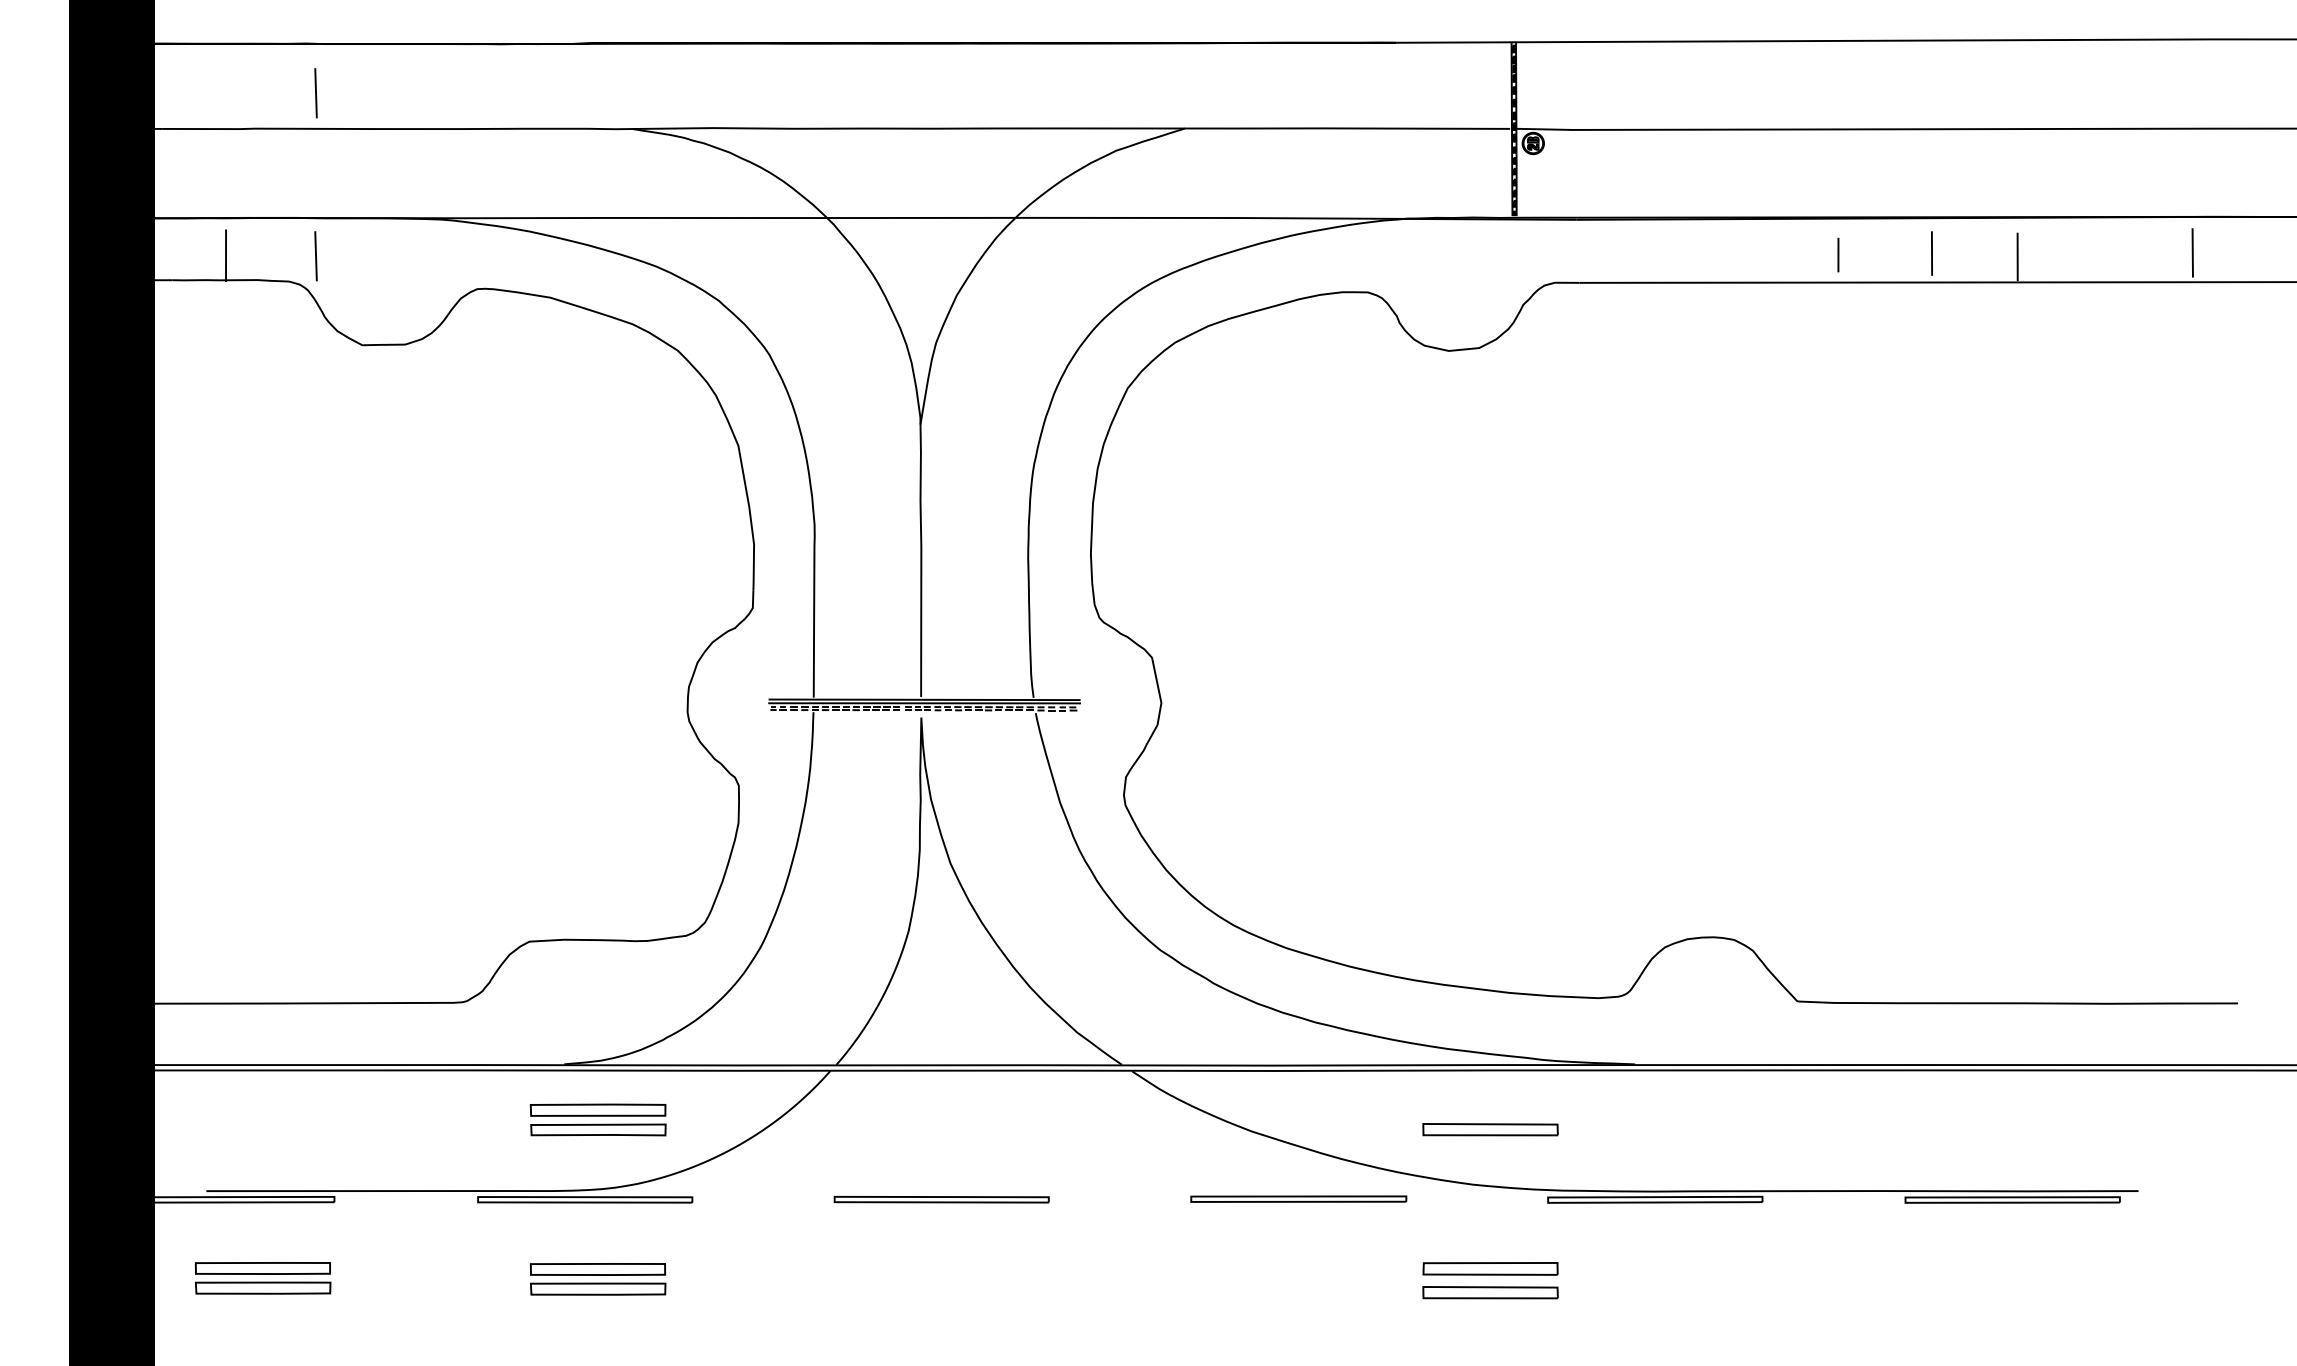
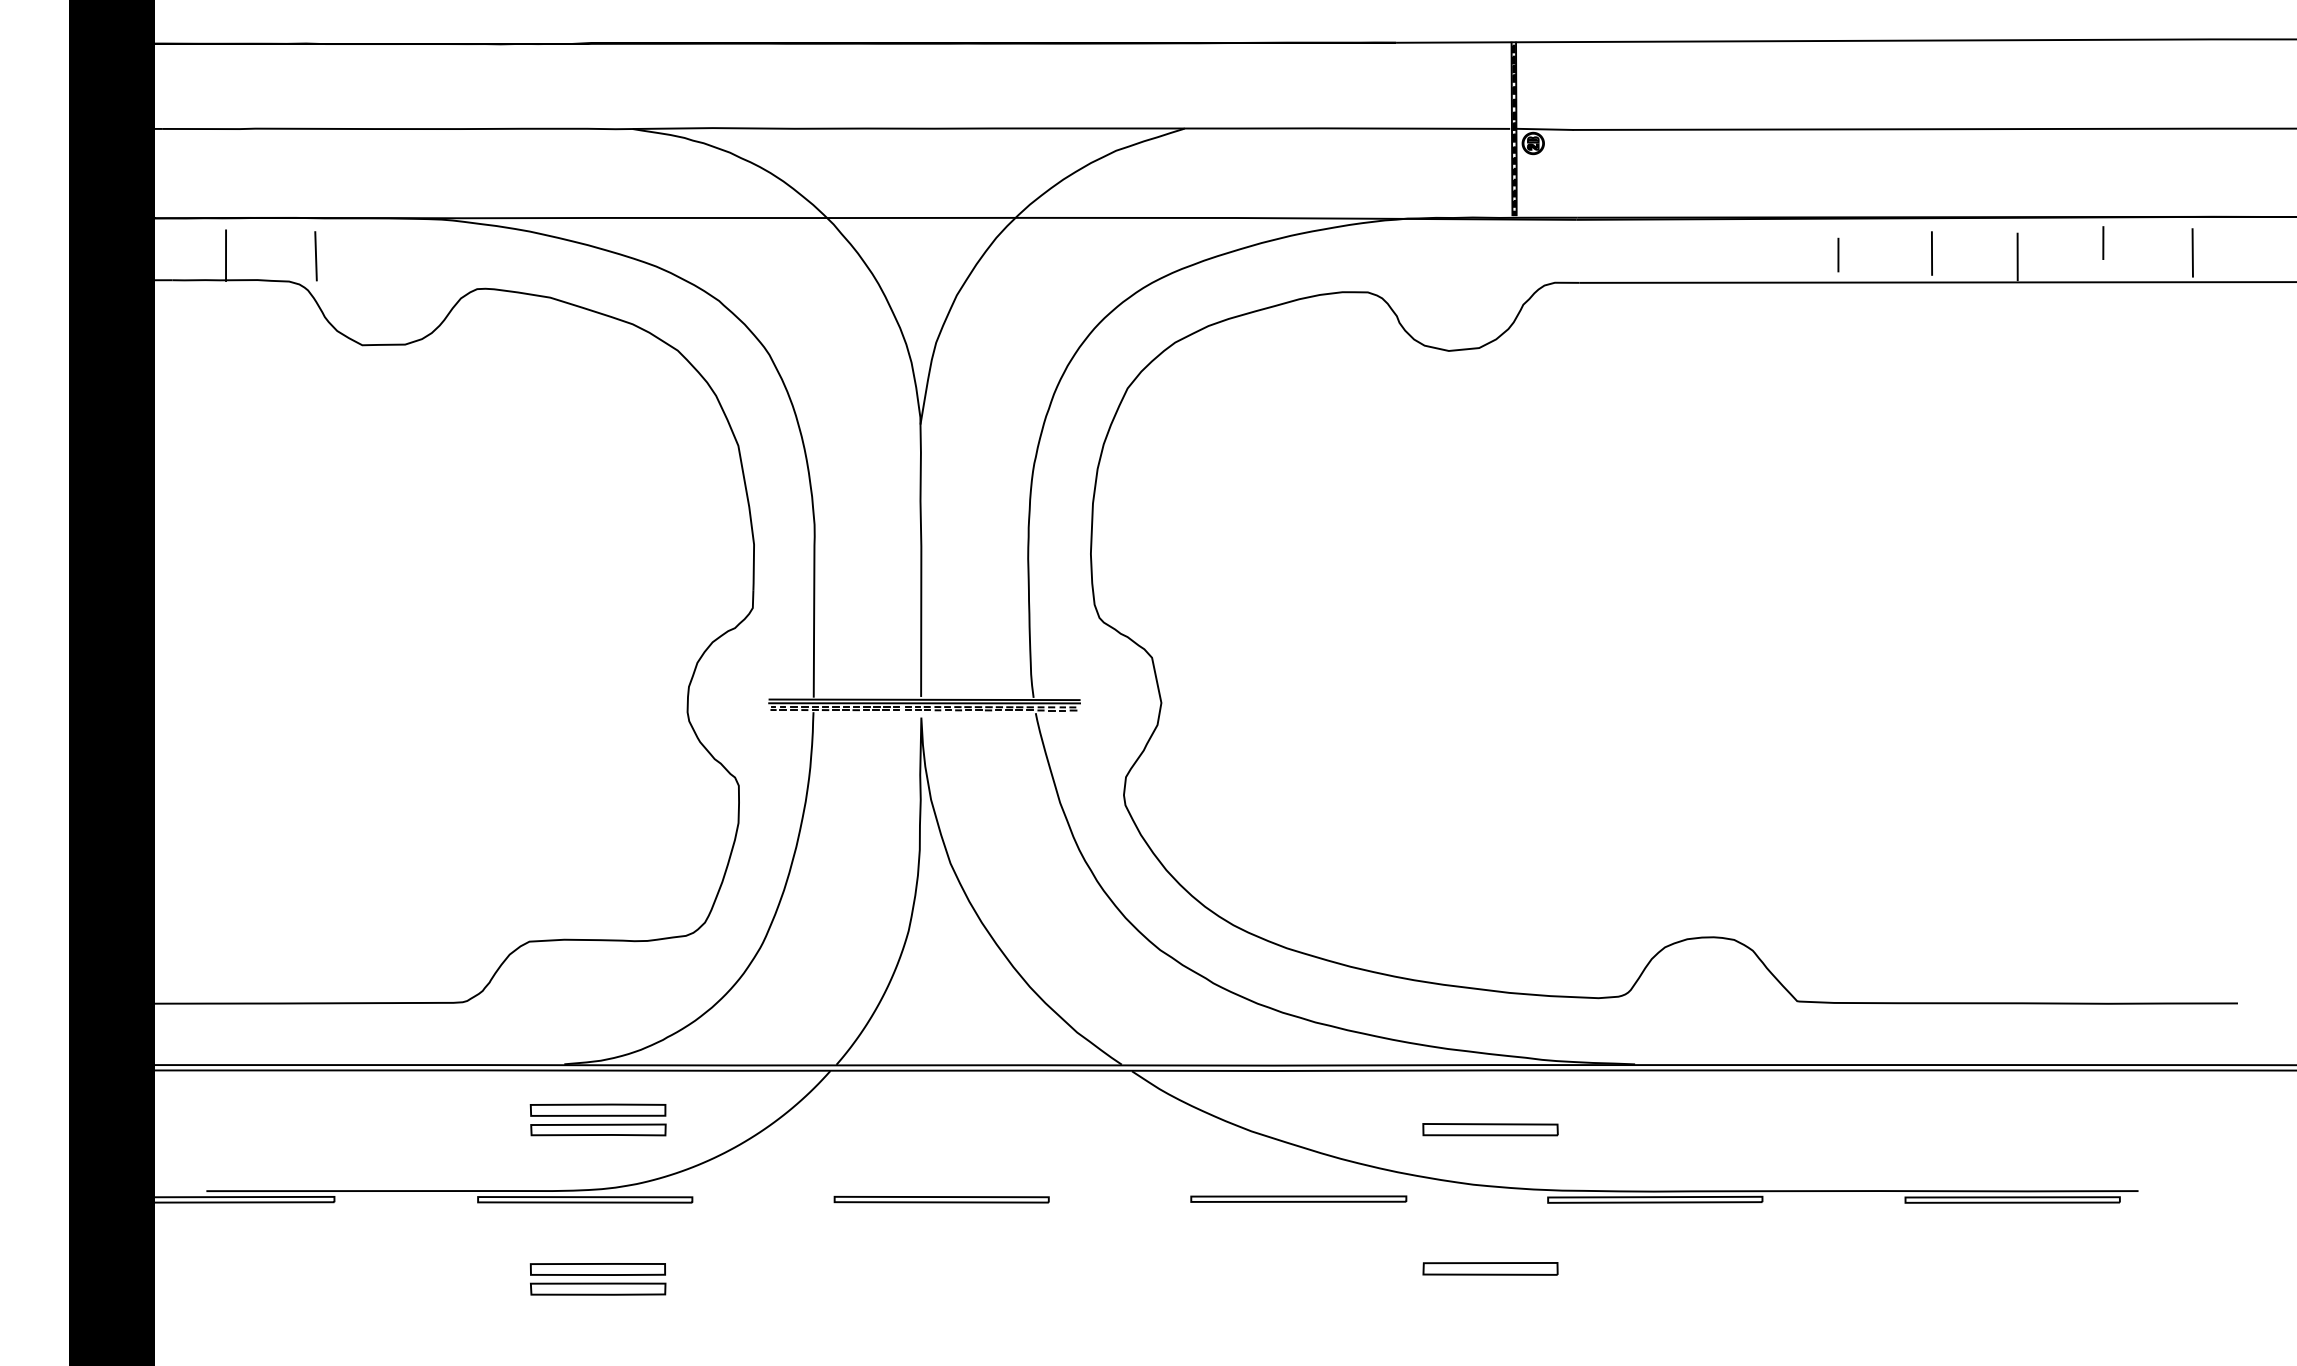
line: present -> none (315, 93)
line: none -> present (2103, 243)
part: present -> none (262, 1278)
part: present -> none (1490, 1292)
